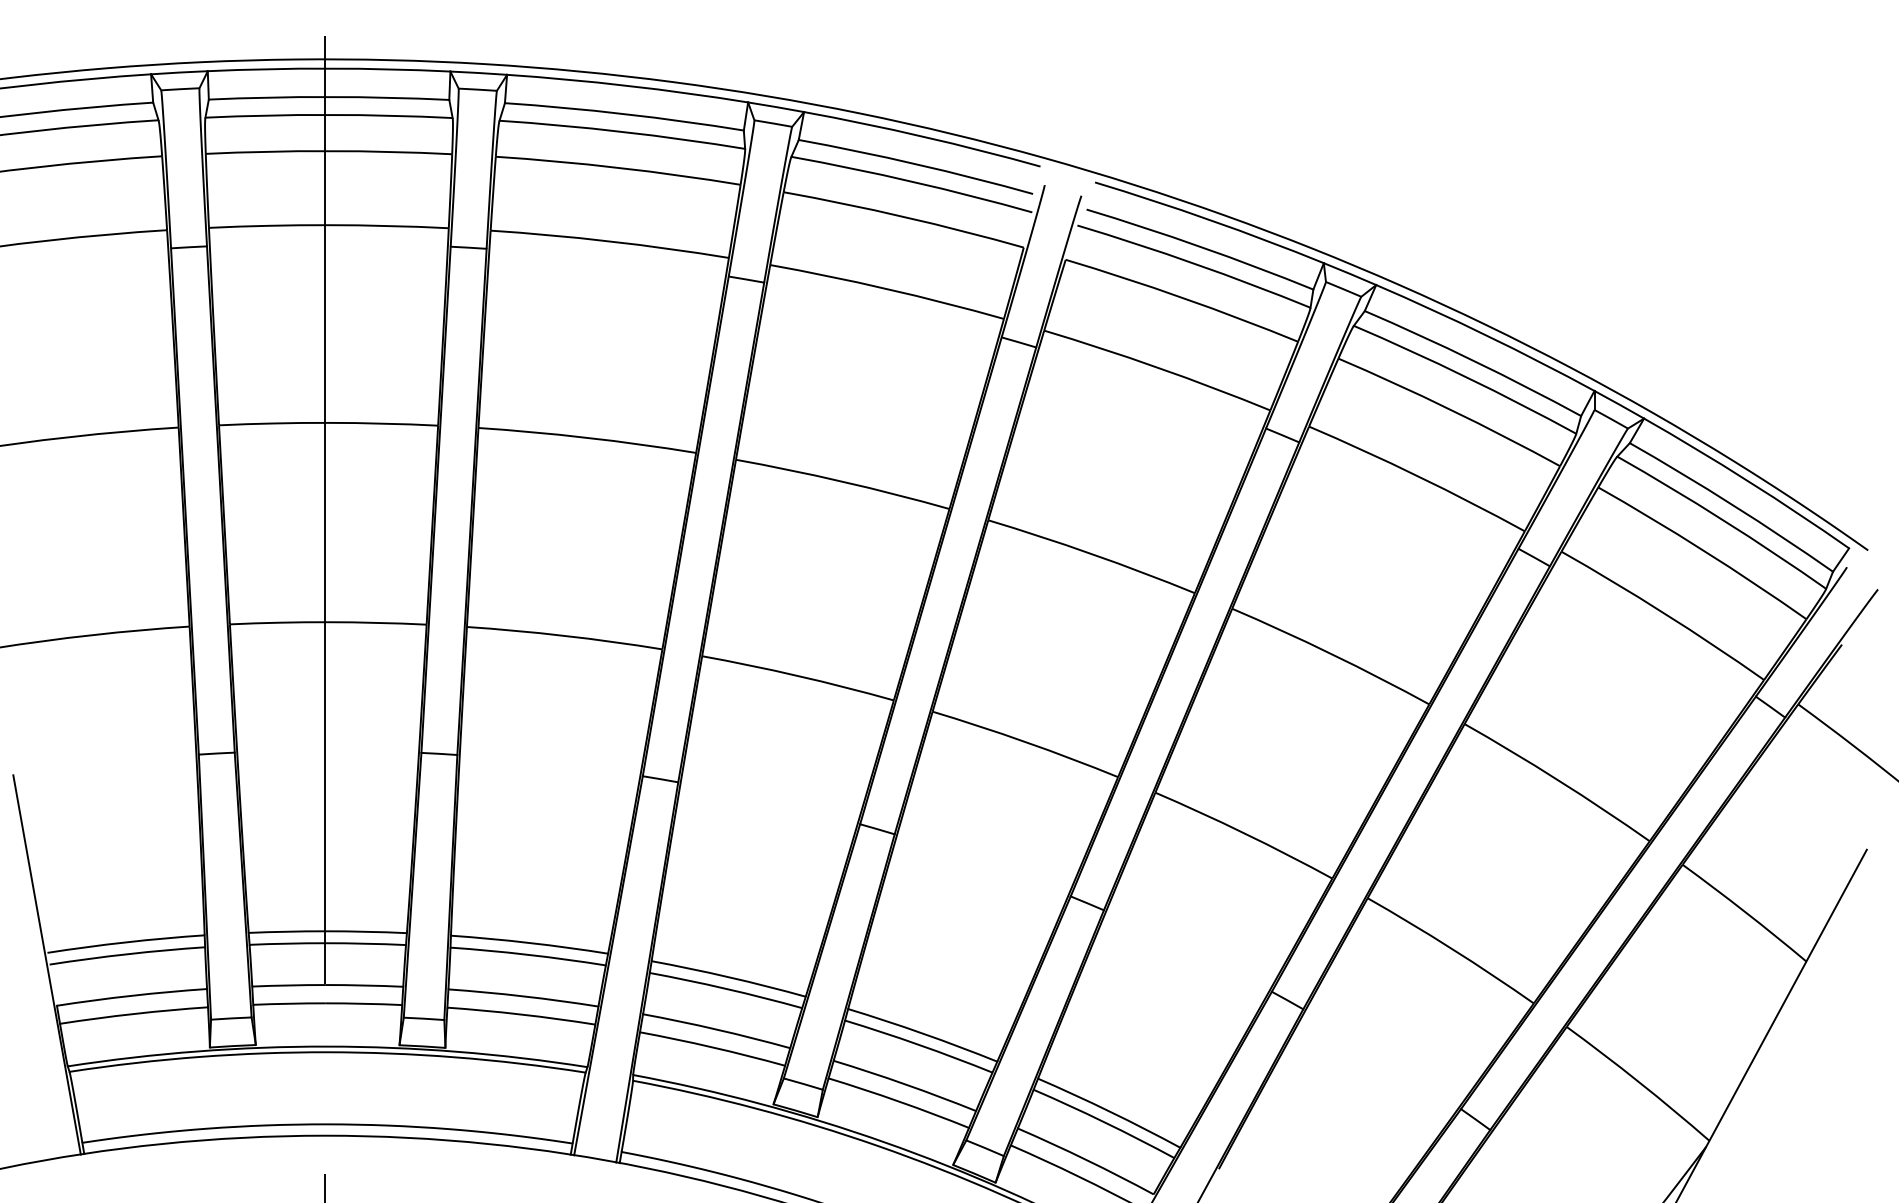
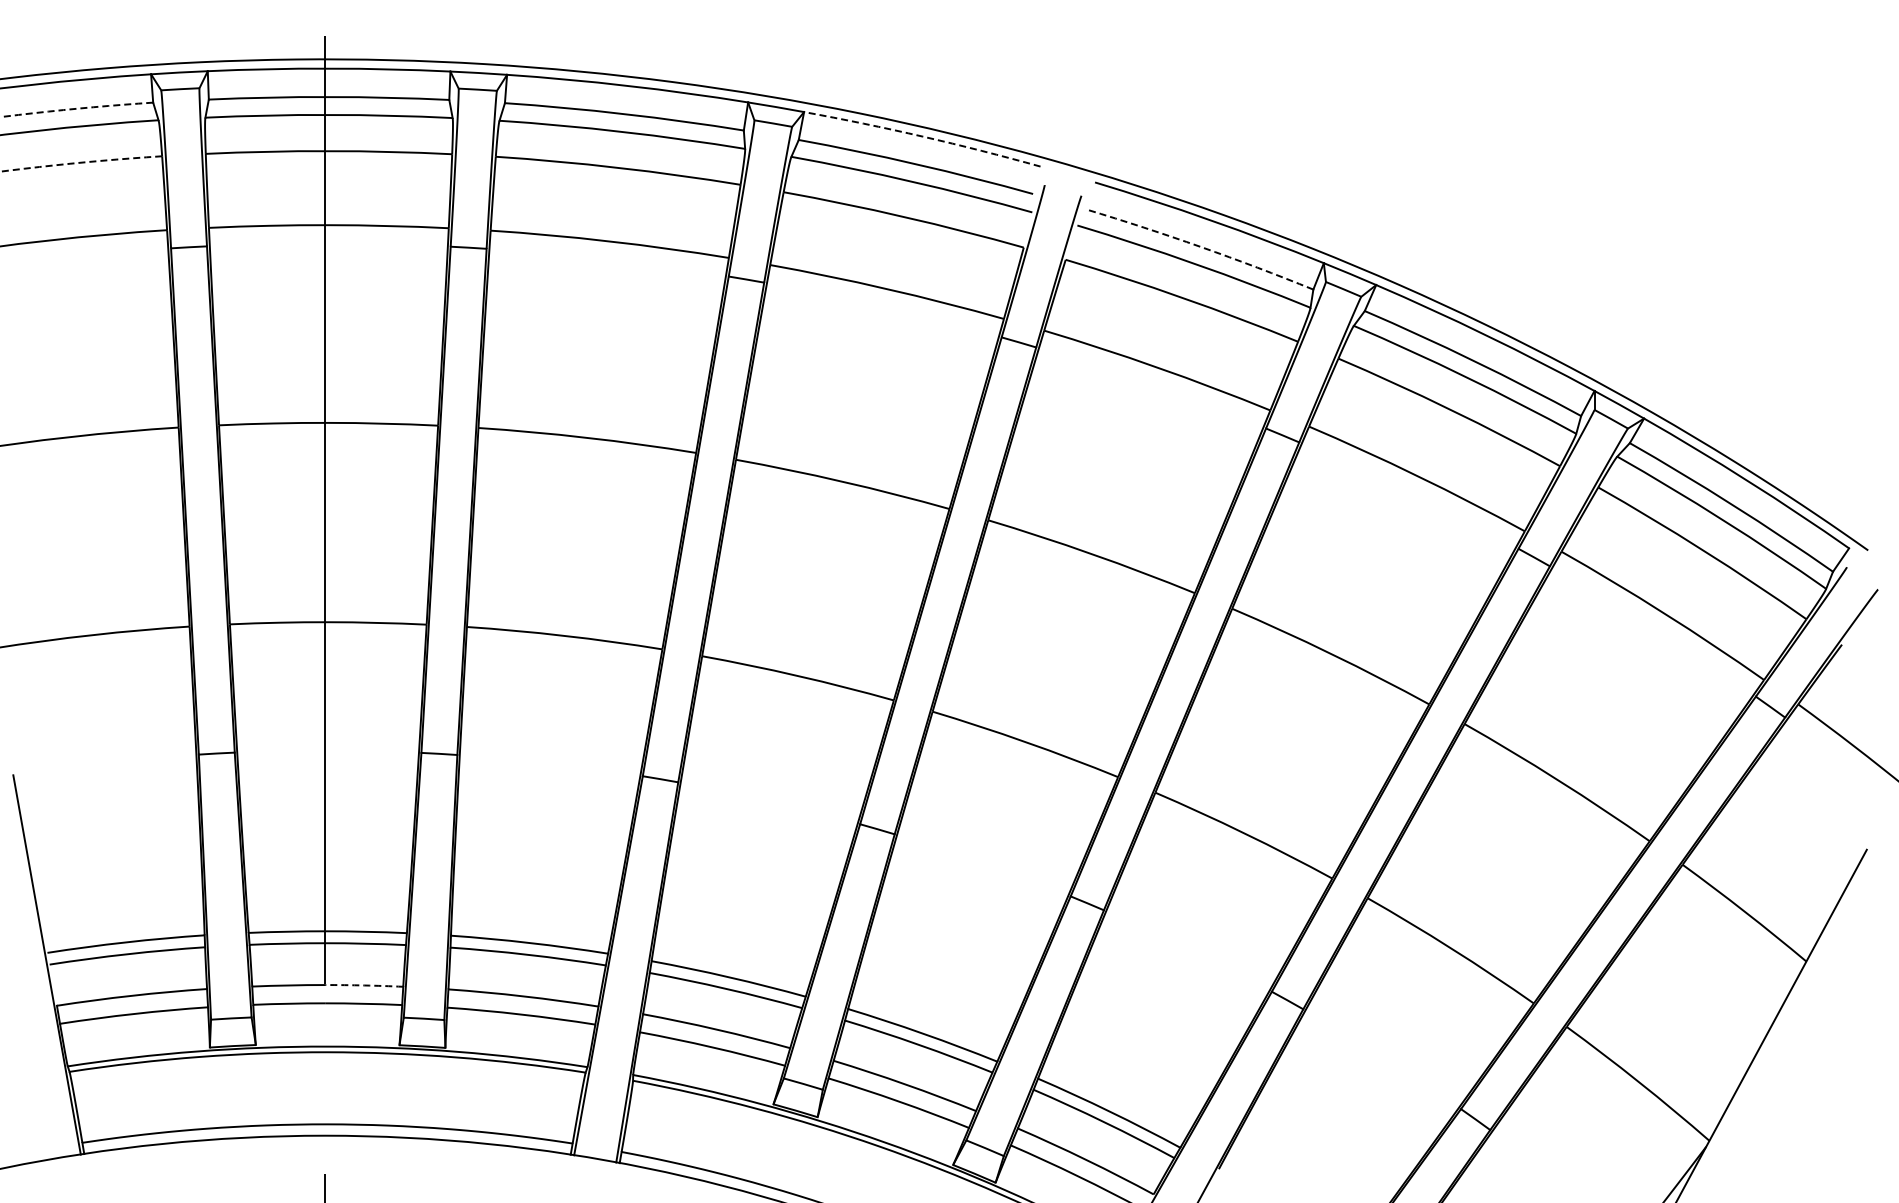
arc: solid -> dashed (75, 108)
arc: solid -> dashed (922, 136)
arc: solid -> dashed (80, 162)
arc: solid -> dashed (1200, 246)
arc: solid -> dashed (364, 985)
